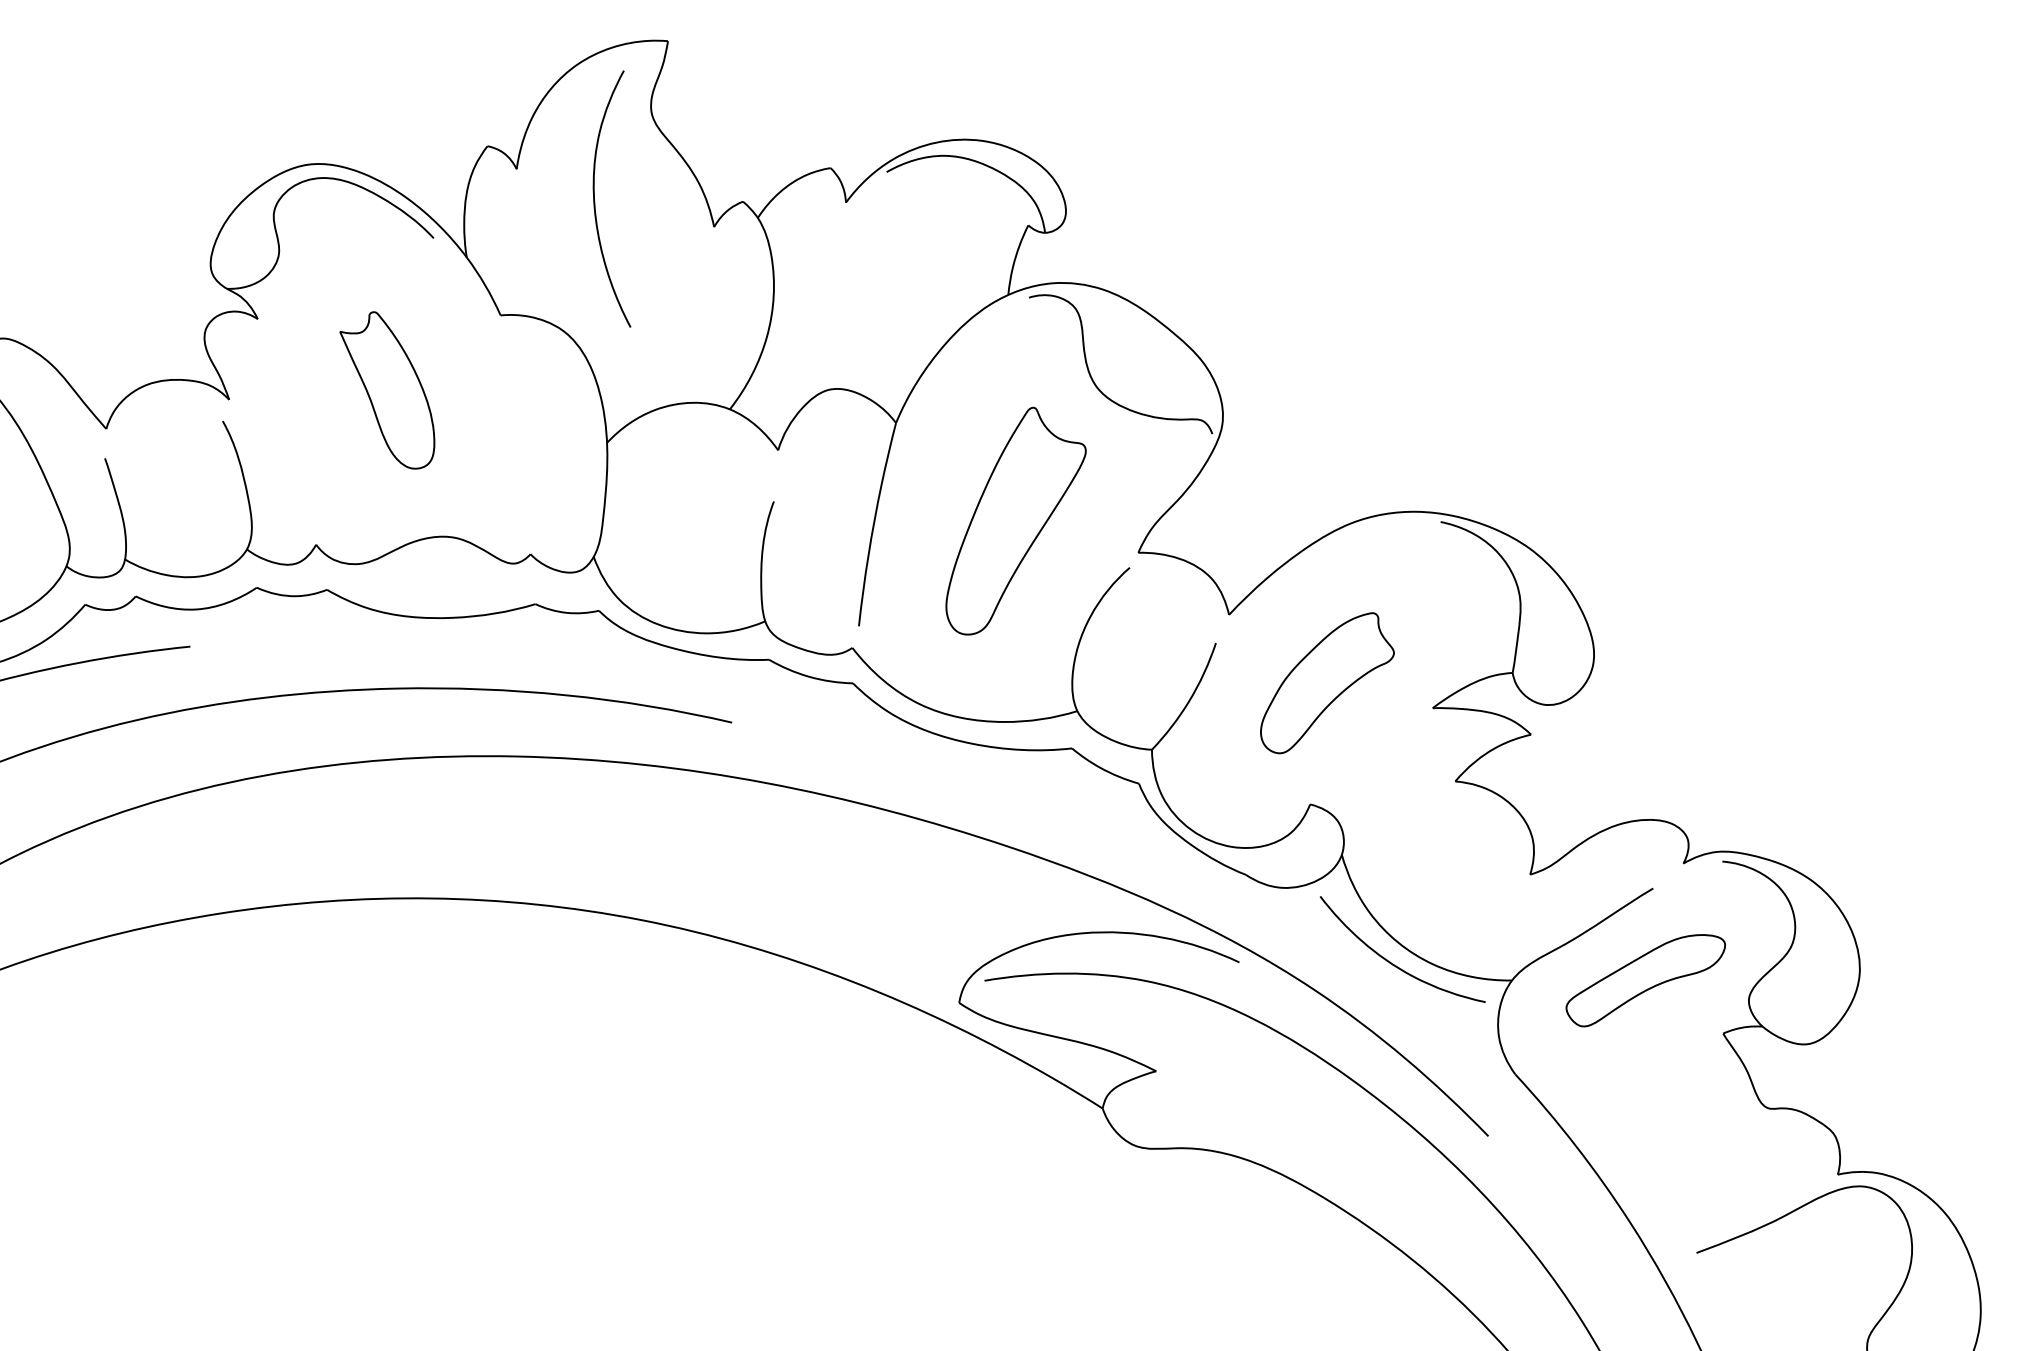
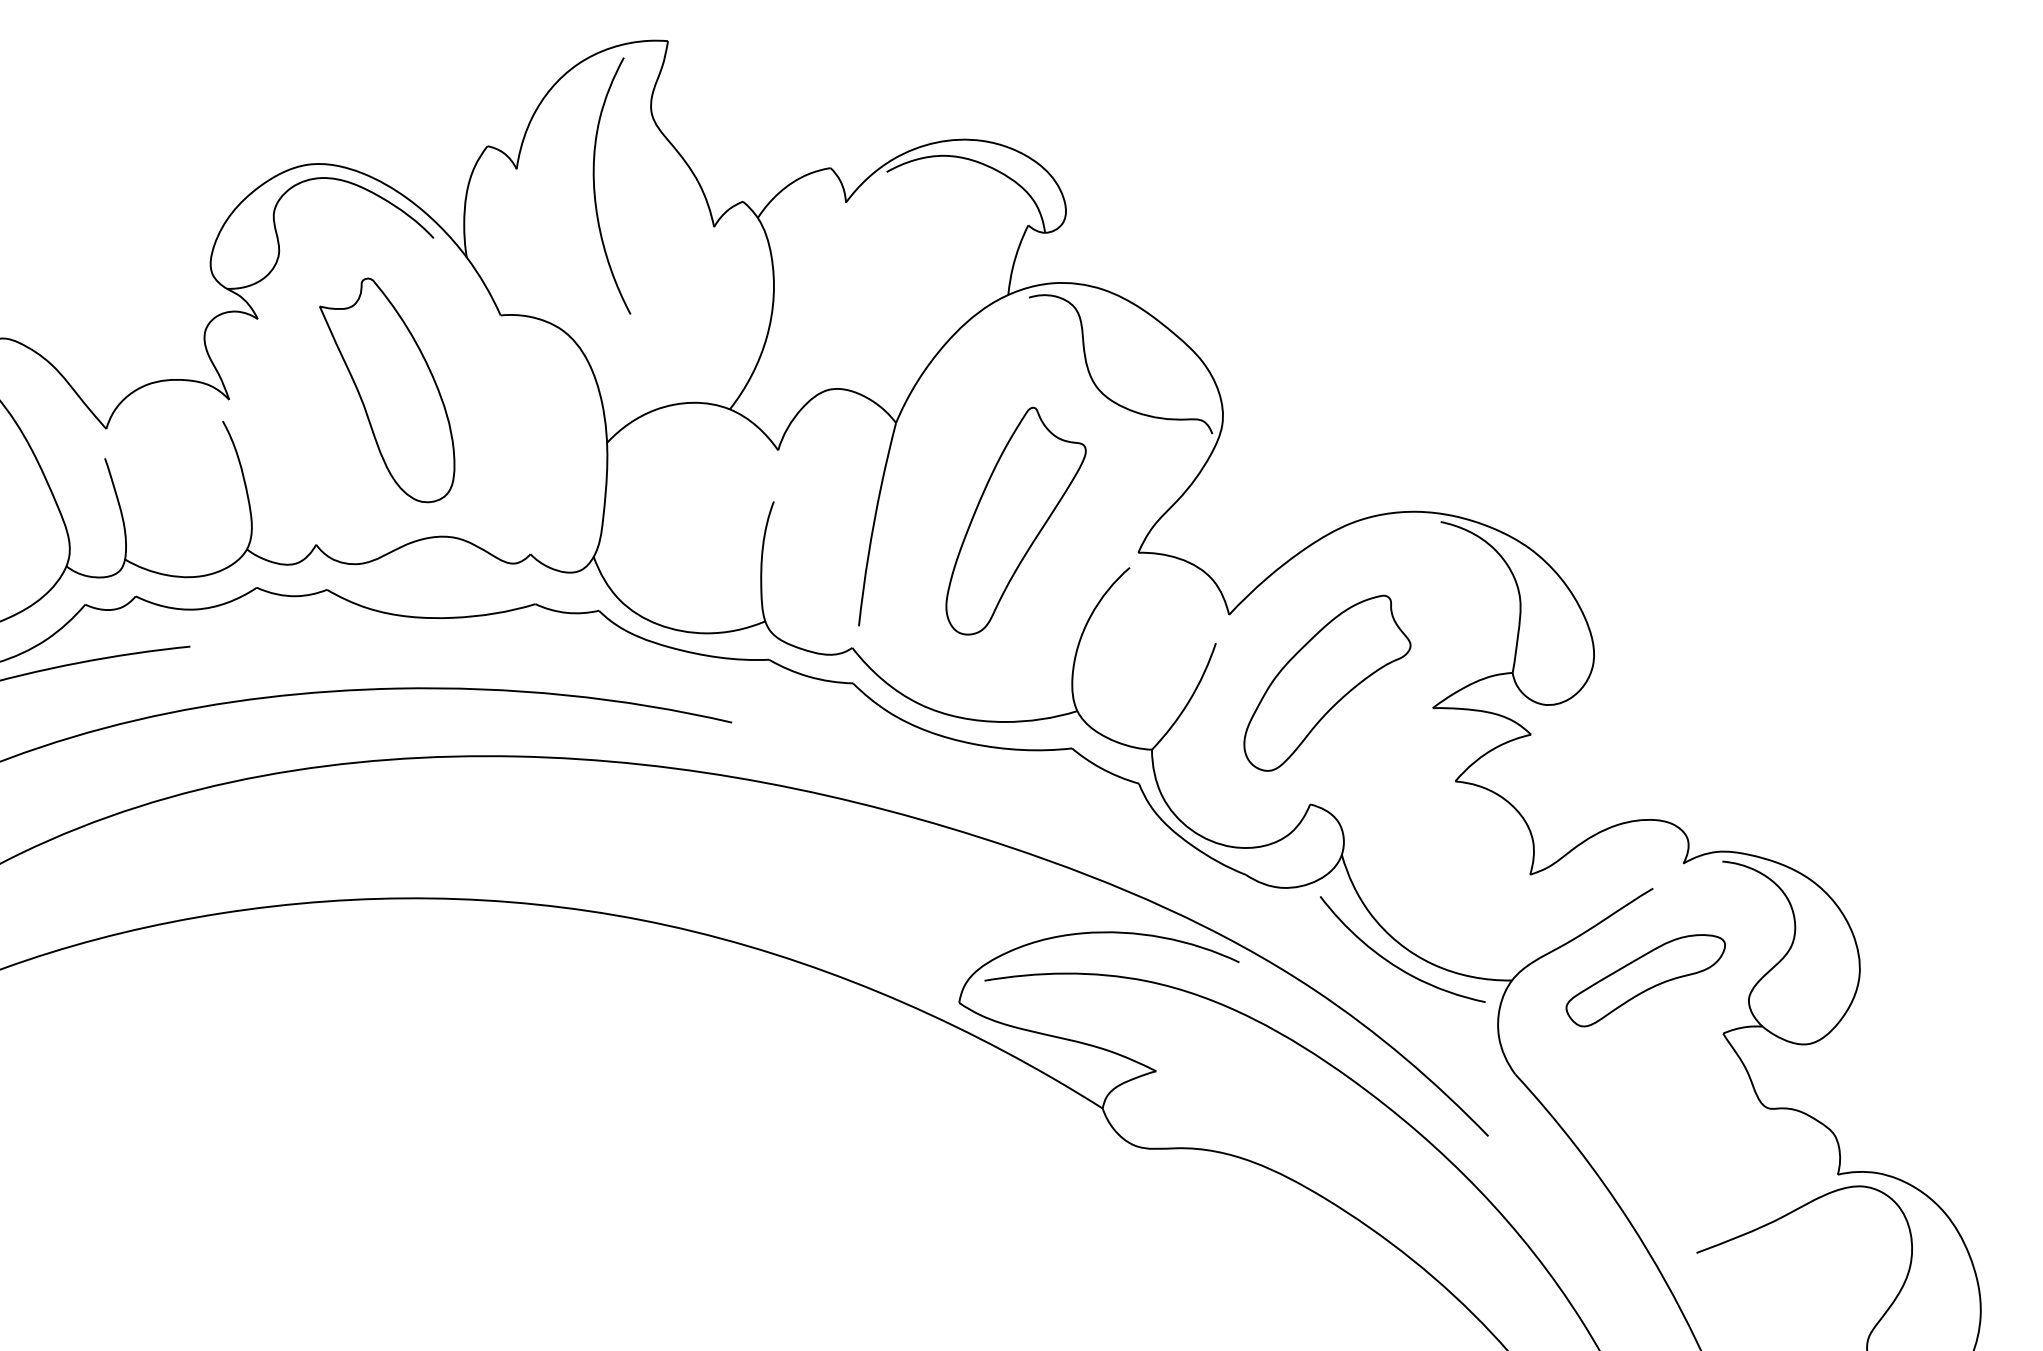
curve position: (595, 201) -> (595, 188) (595, 188)
part size: 97x159 px -> 137x227 px (387, 390)
part size: 135x143 px -> 169x178 px (1327, 682)
